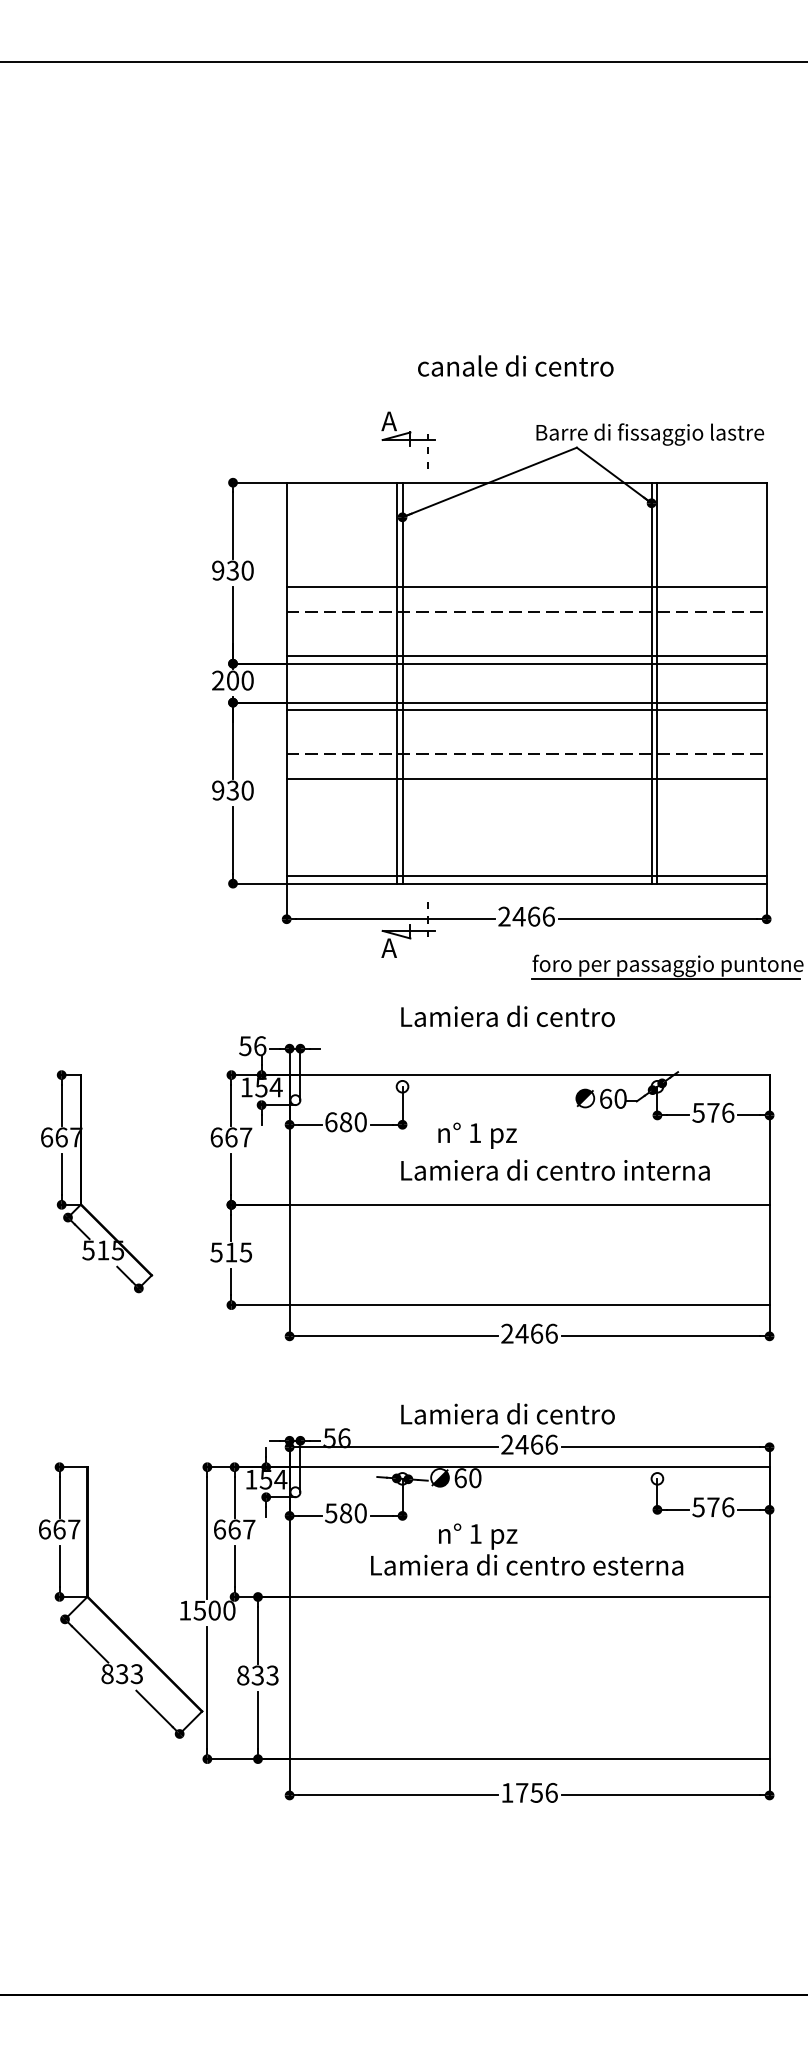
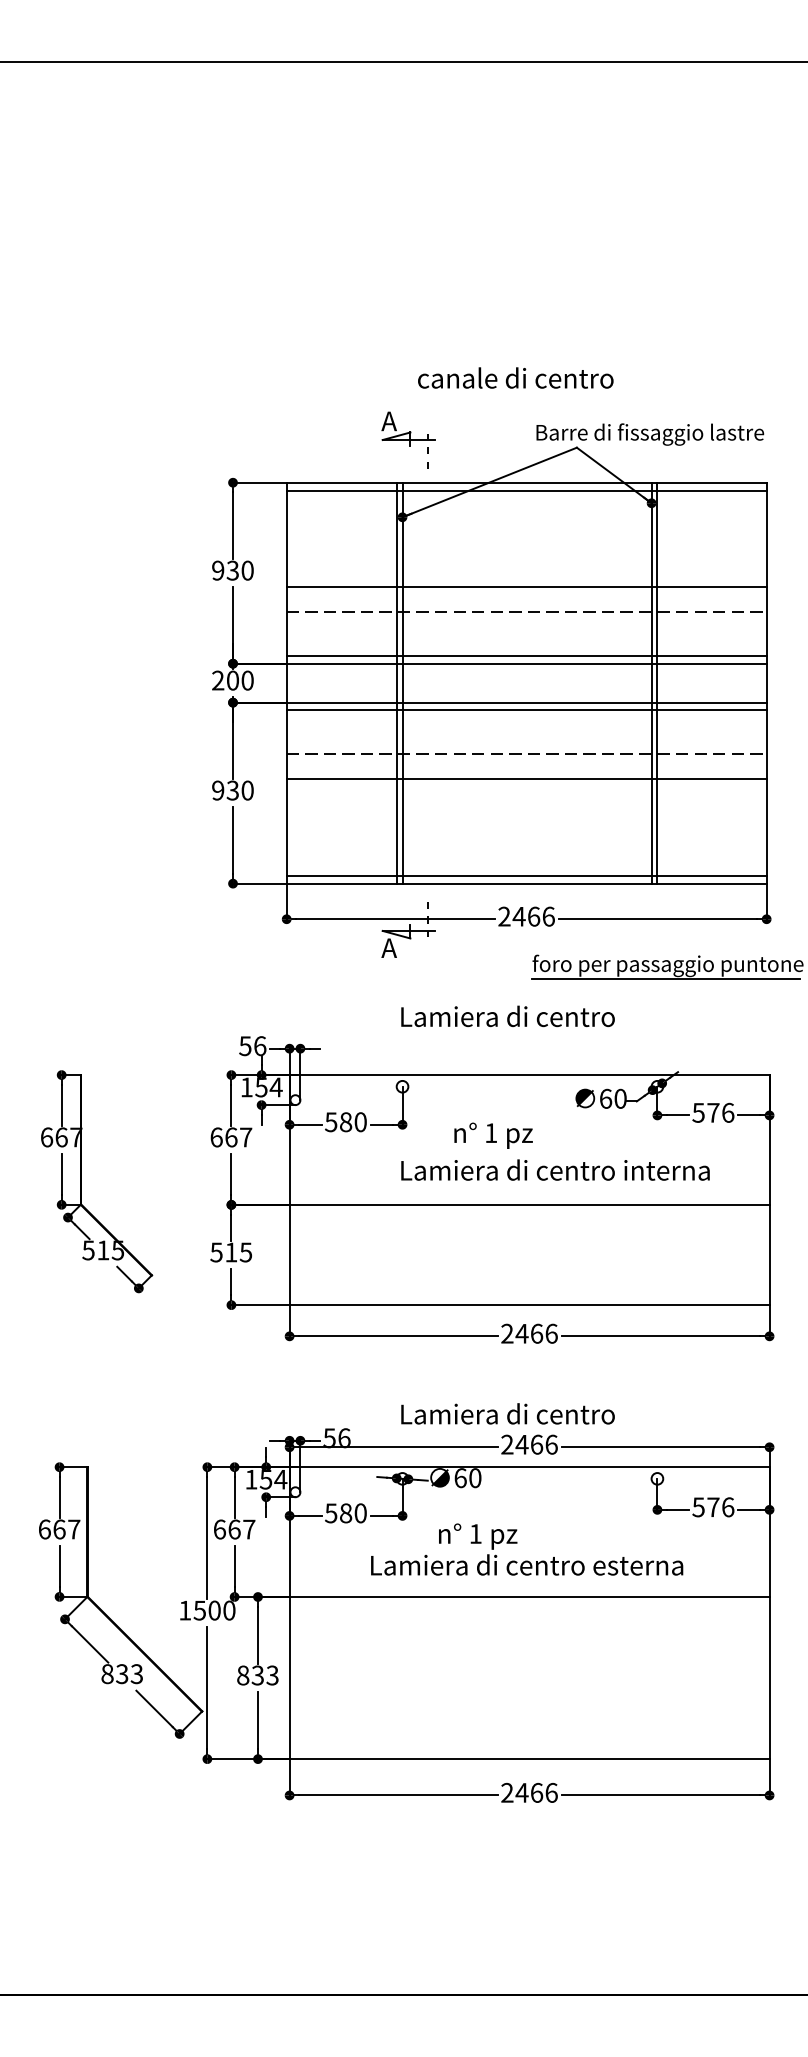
text position: (515, 365) -> (515, 377) (515, 377)
line: none -> present (526, 490)
text: 680 -> 580 (330, 1122)
text position: (477, 1135) -> (493, 1135) (493, 1135)
text: 1756 -> 2466 (522, 1792)
